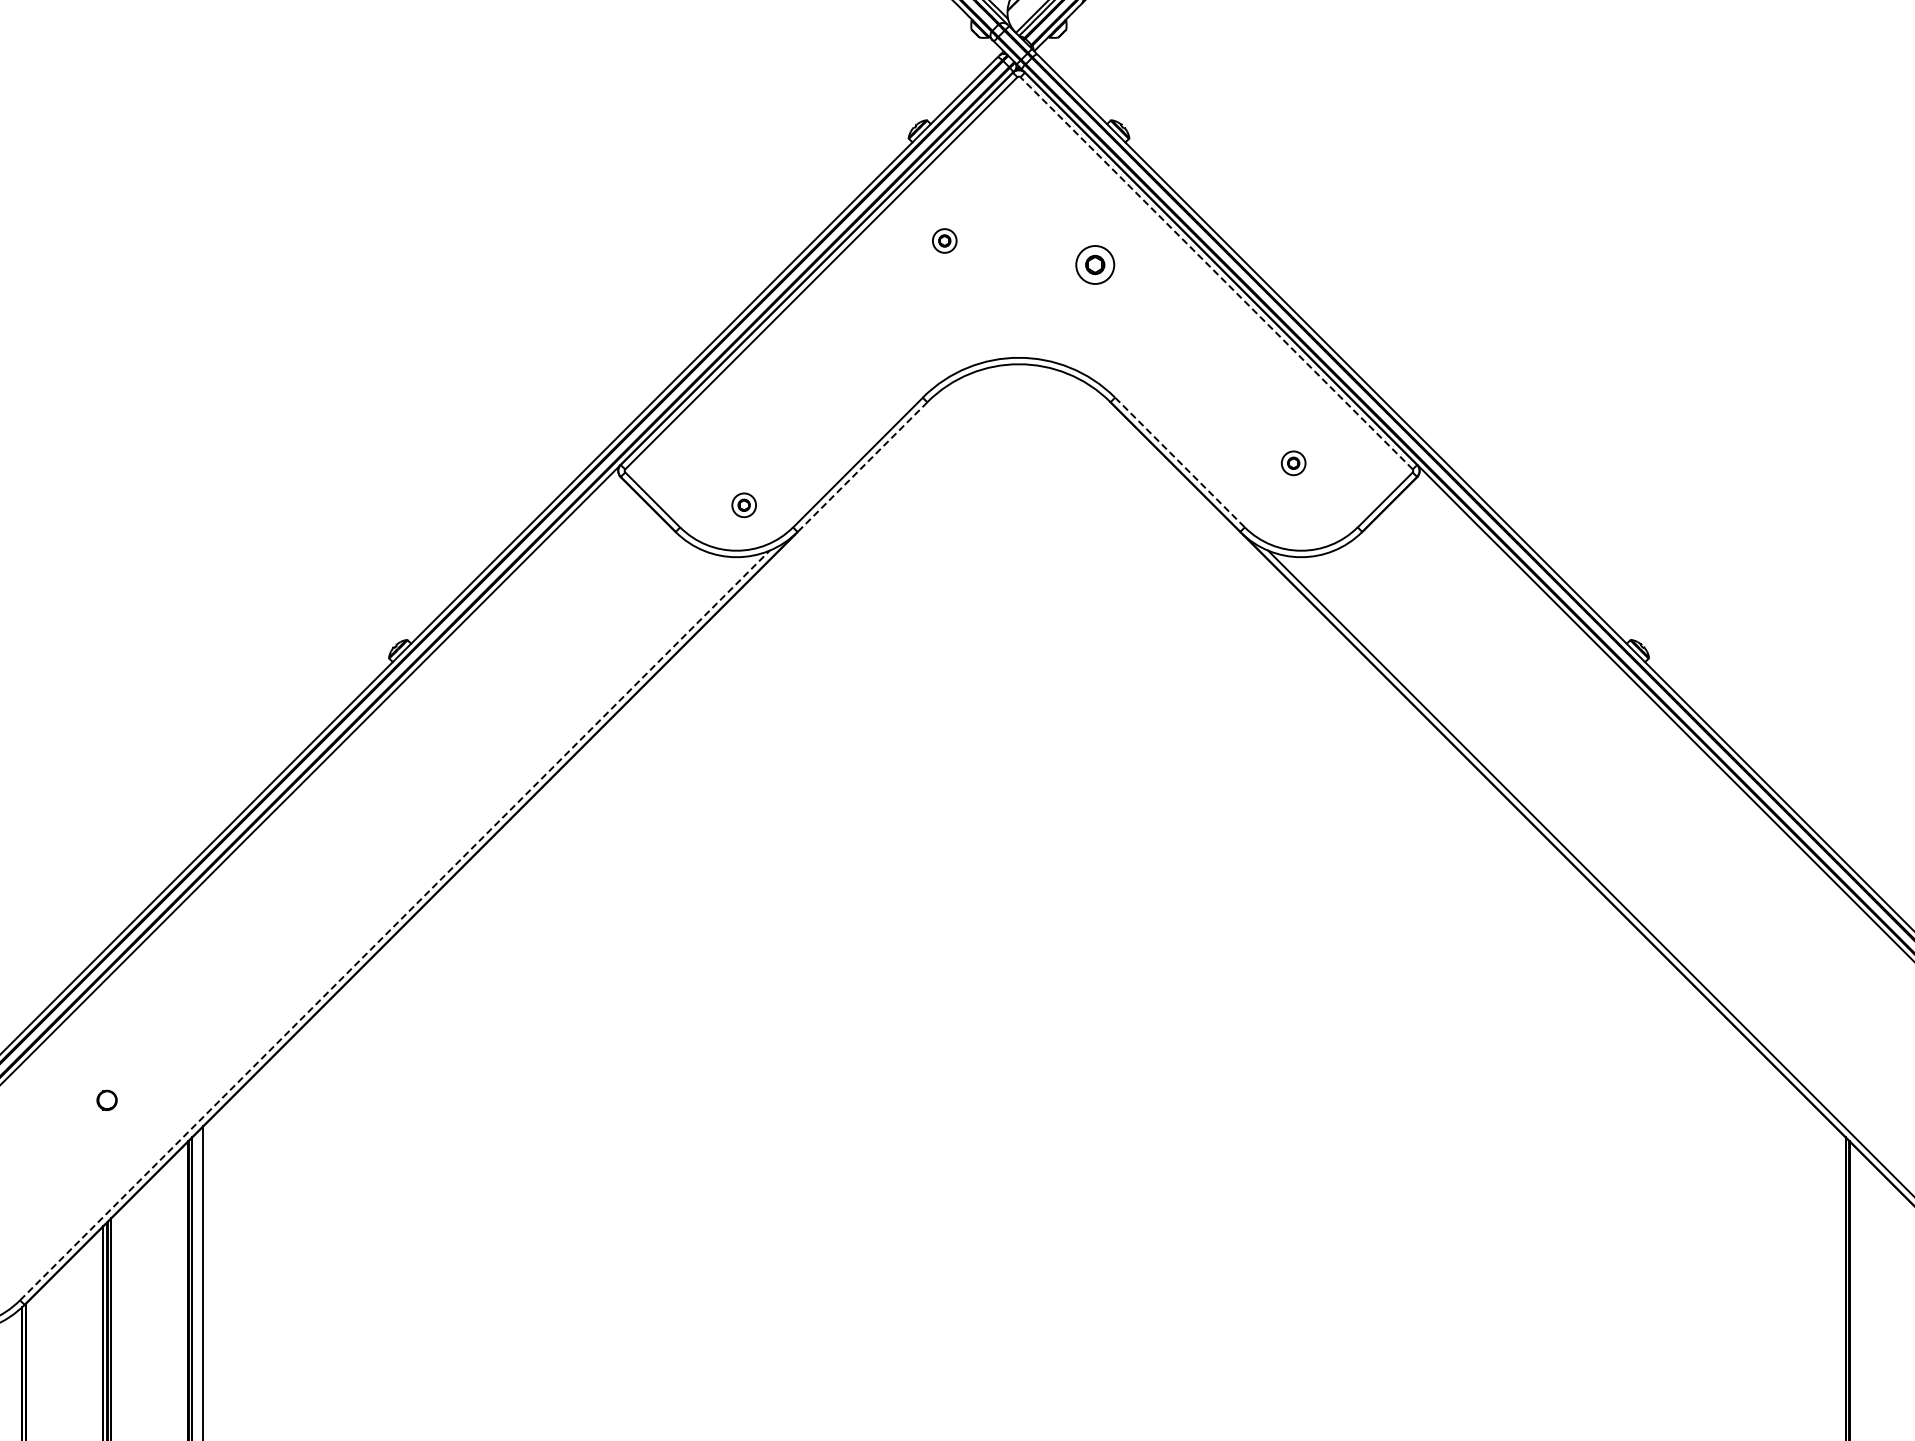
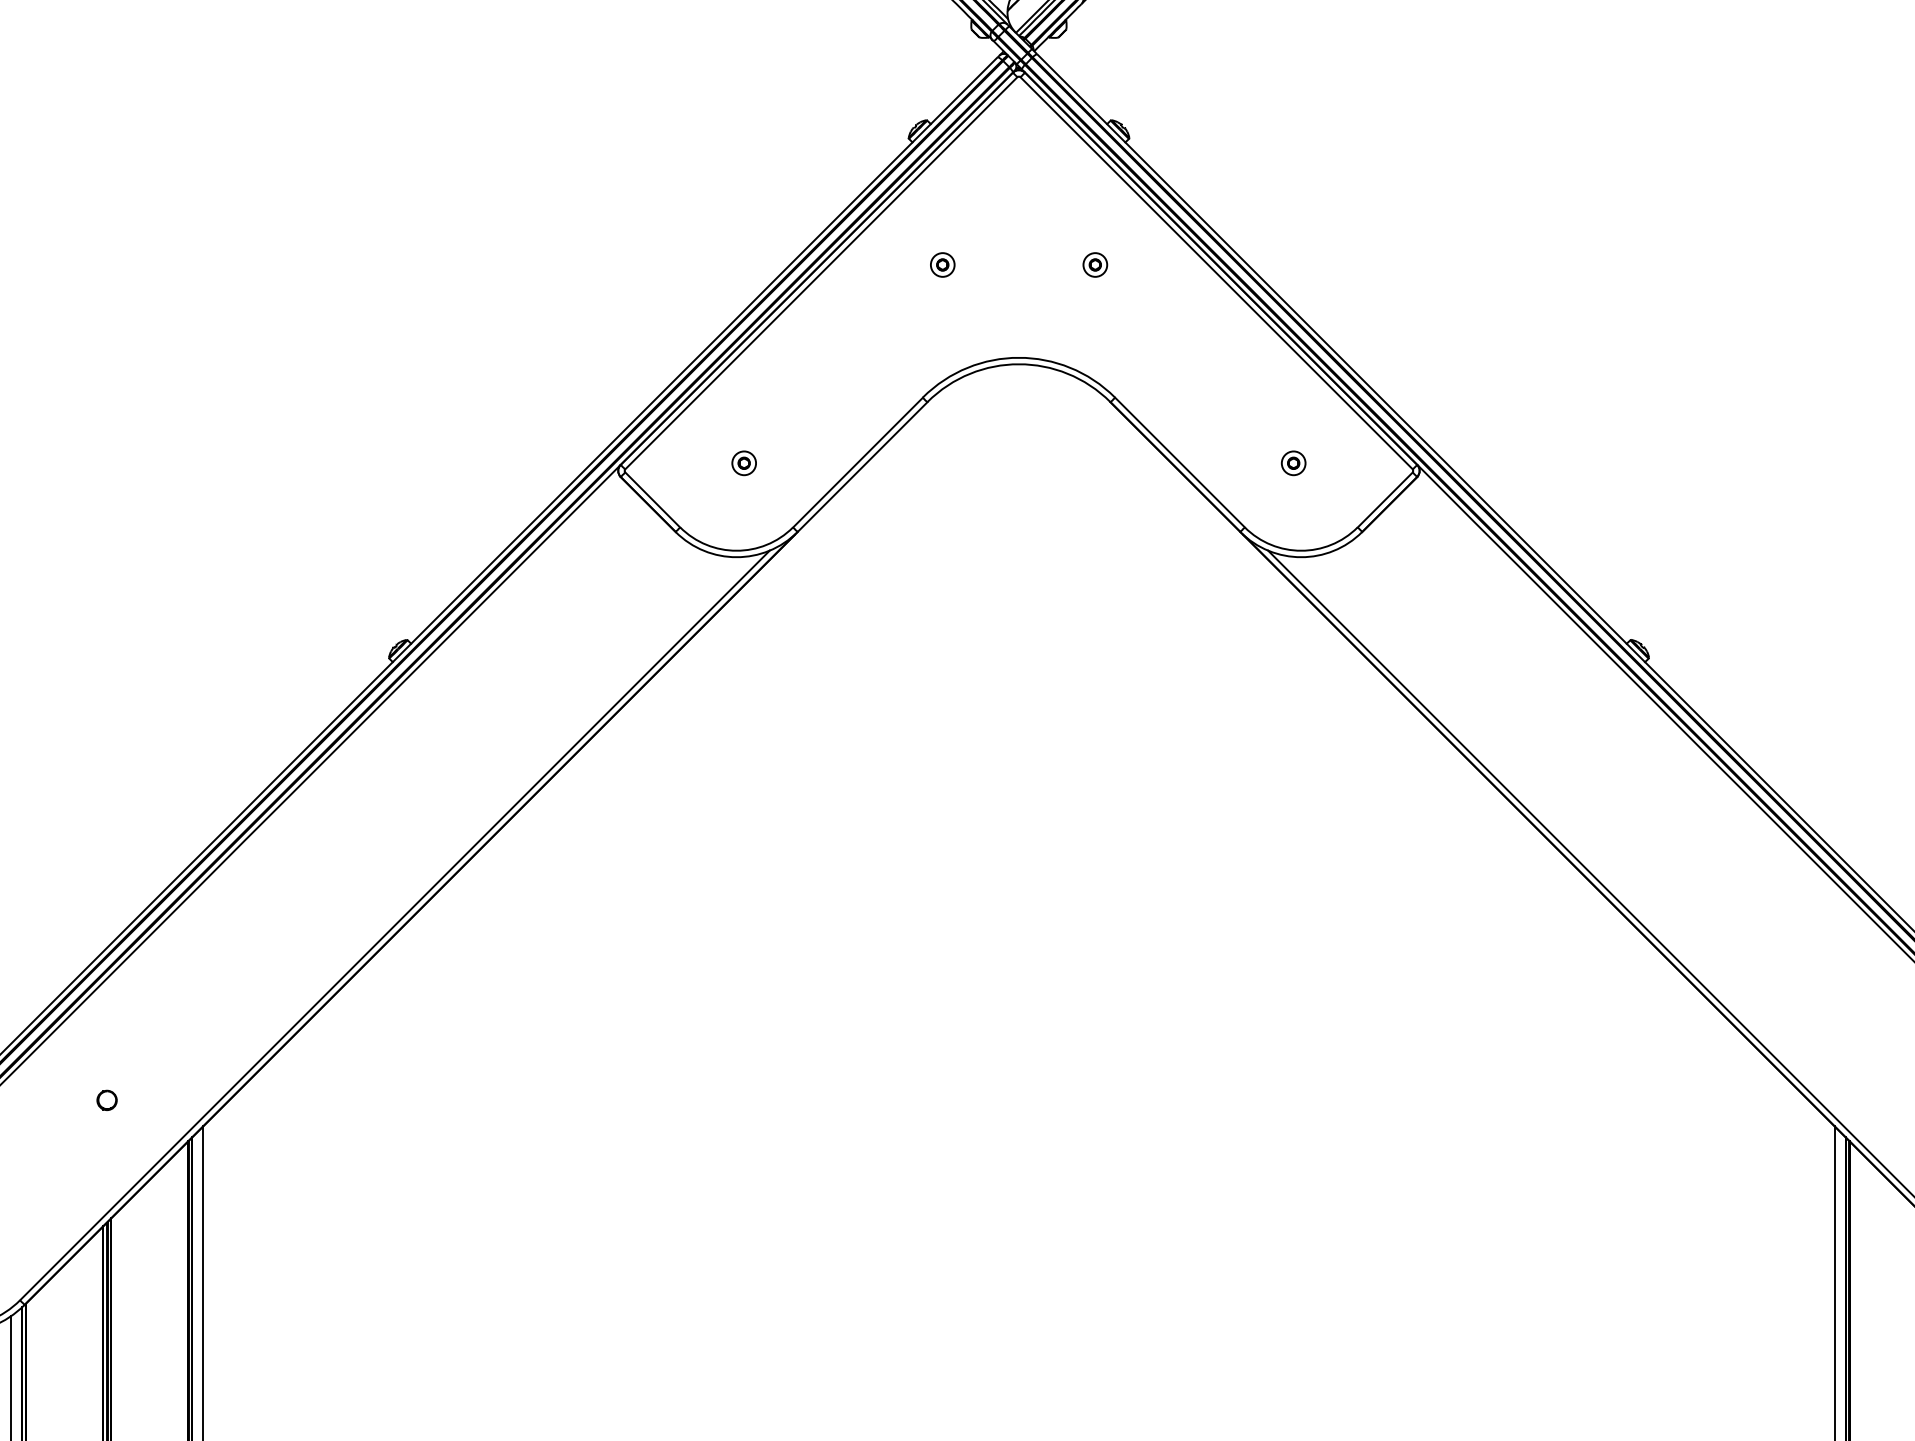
part position: (944, 240) -> (942, 264) (942, 264)
part size: 41x40 px -> 27x26 px (1095, 264)
line: dashed -> solid (1216, 272)
line: dashed -> solid (1180, 462)
line: dashed -> solid (862, 467)
part position: (743, 505) -> (743, 463) (743, 463)
line: dashed -> solid (395, 925)
line: none -> present (1834, 1281)
line: none -> present (11, 1376)
